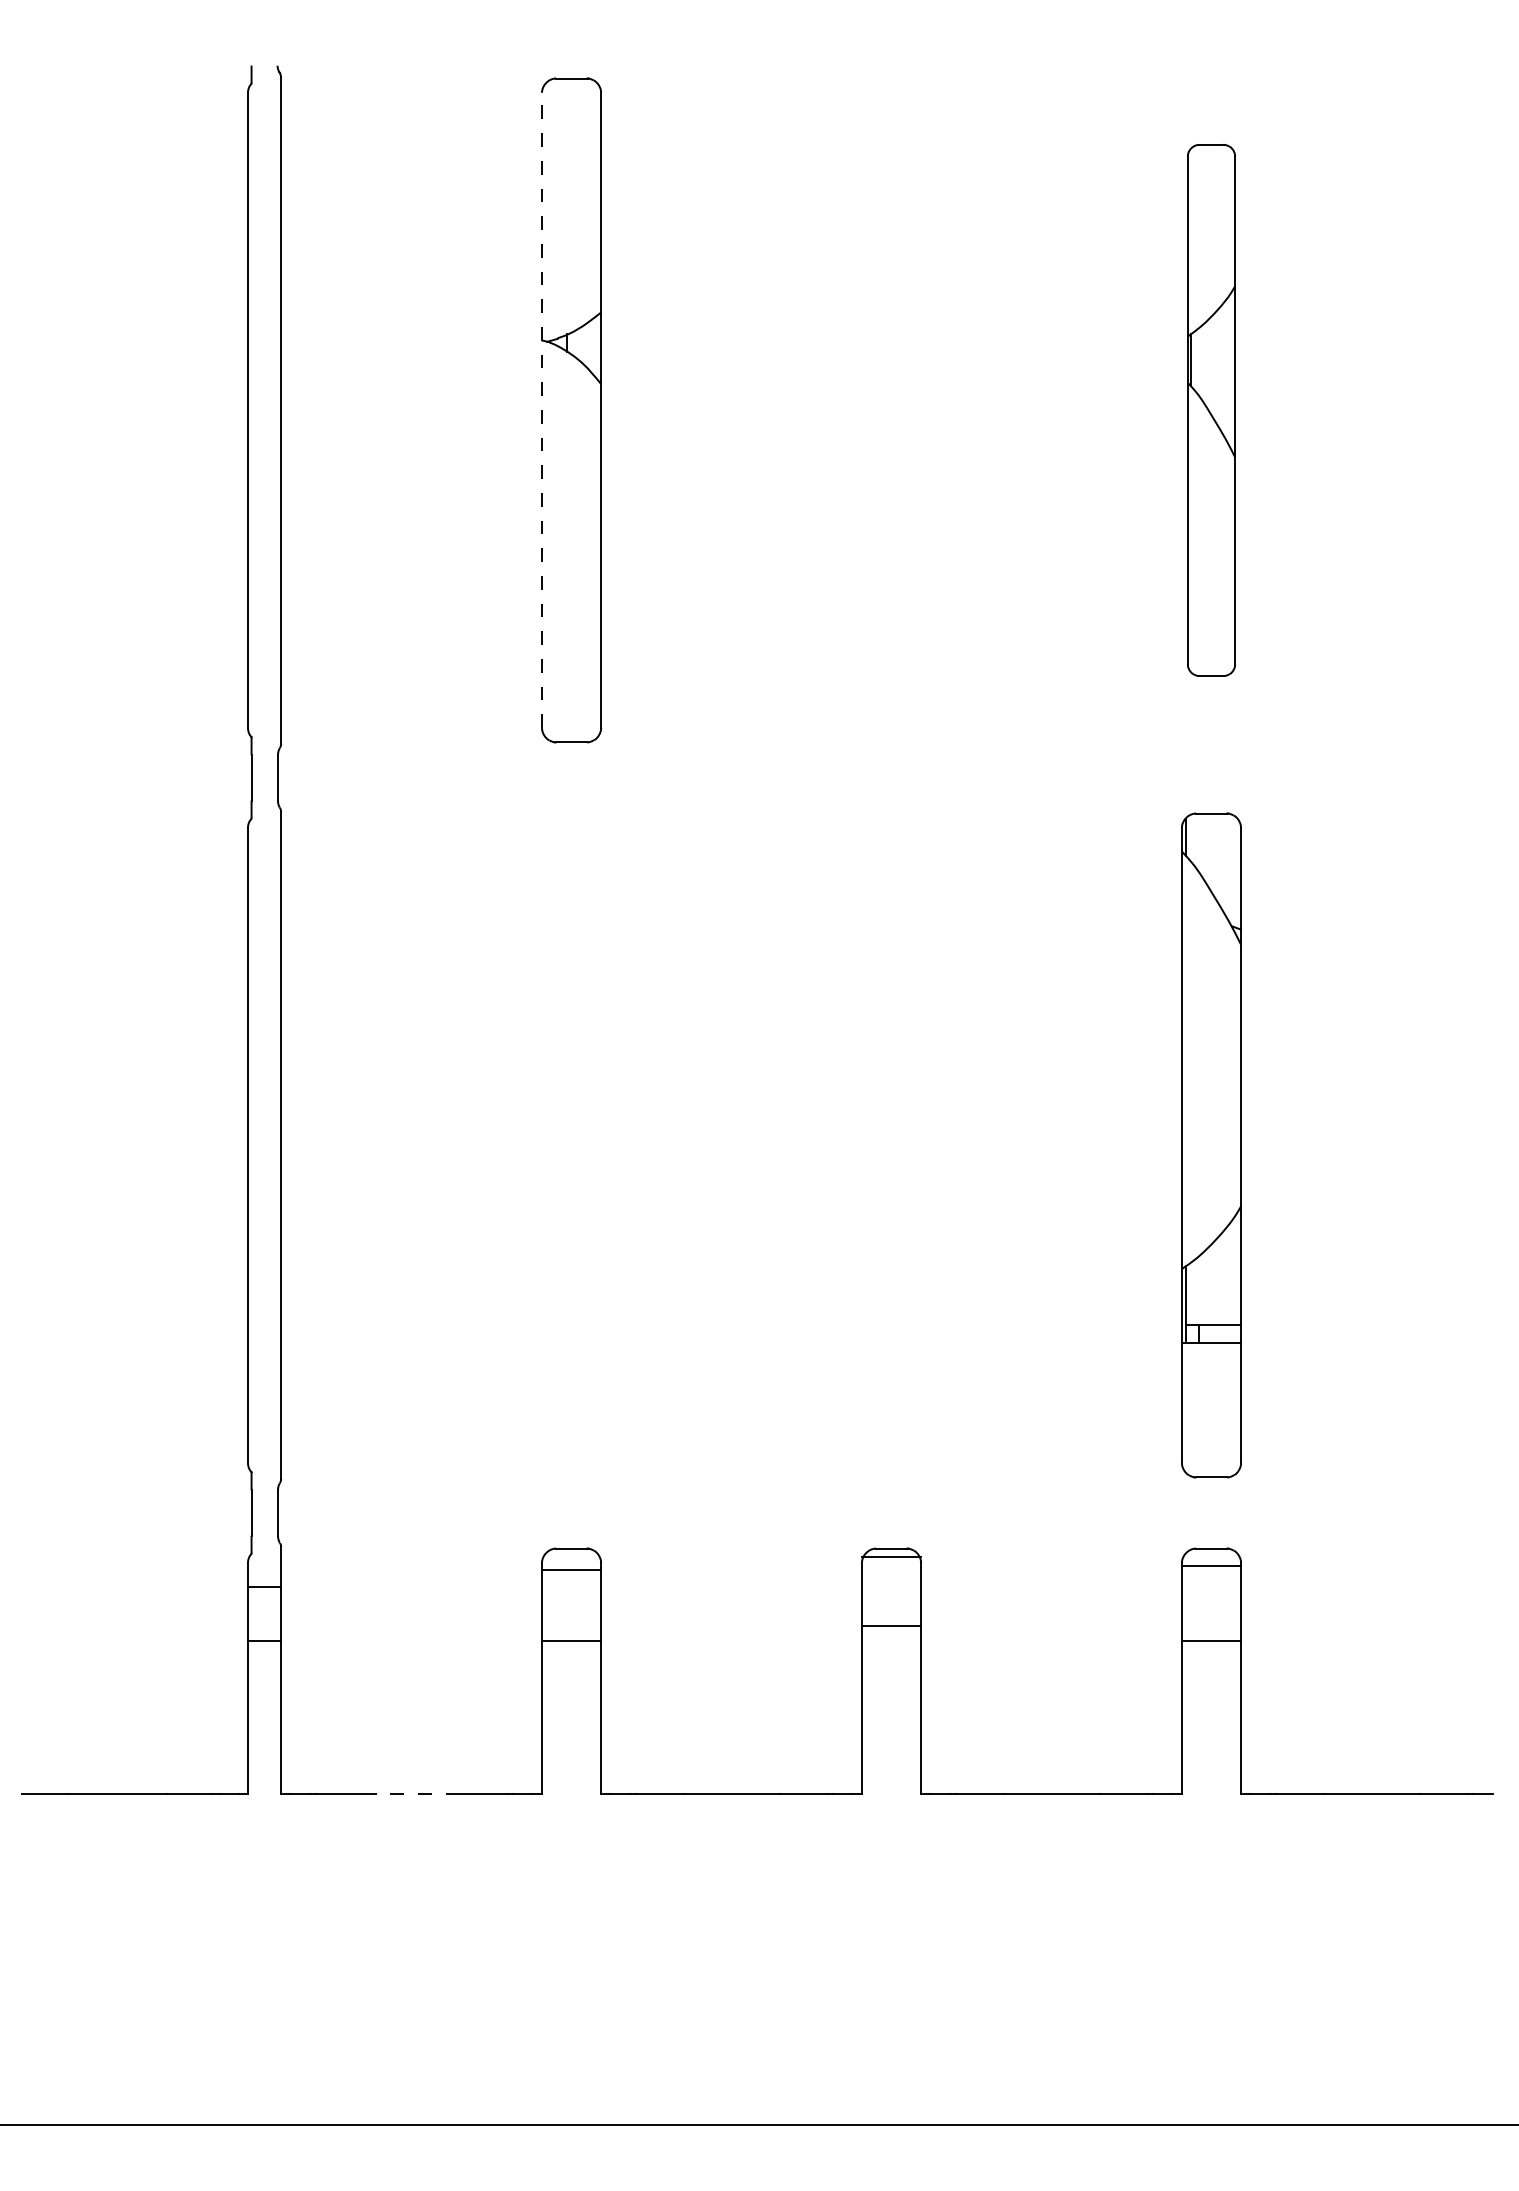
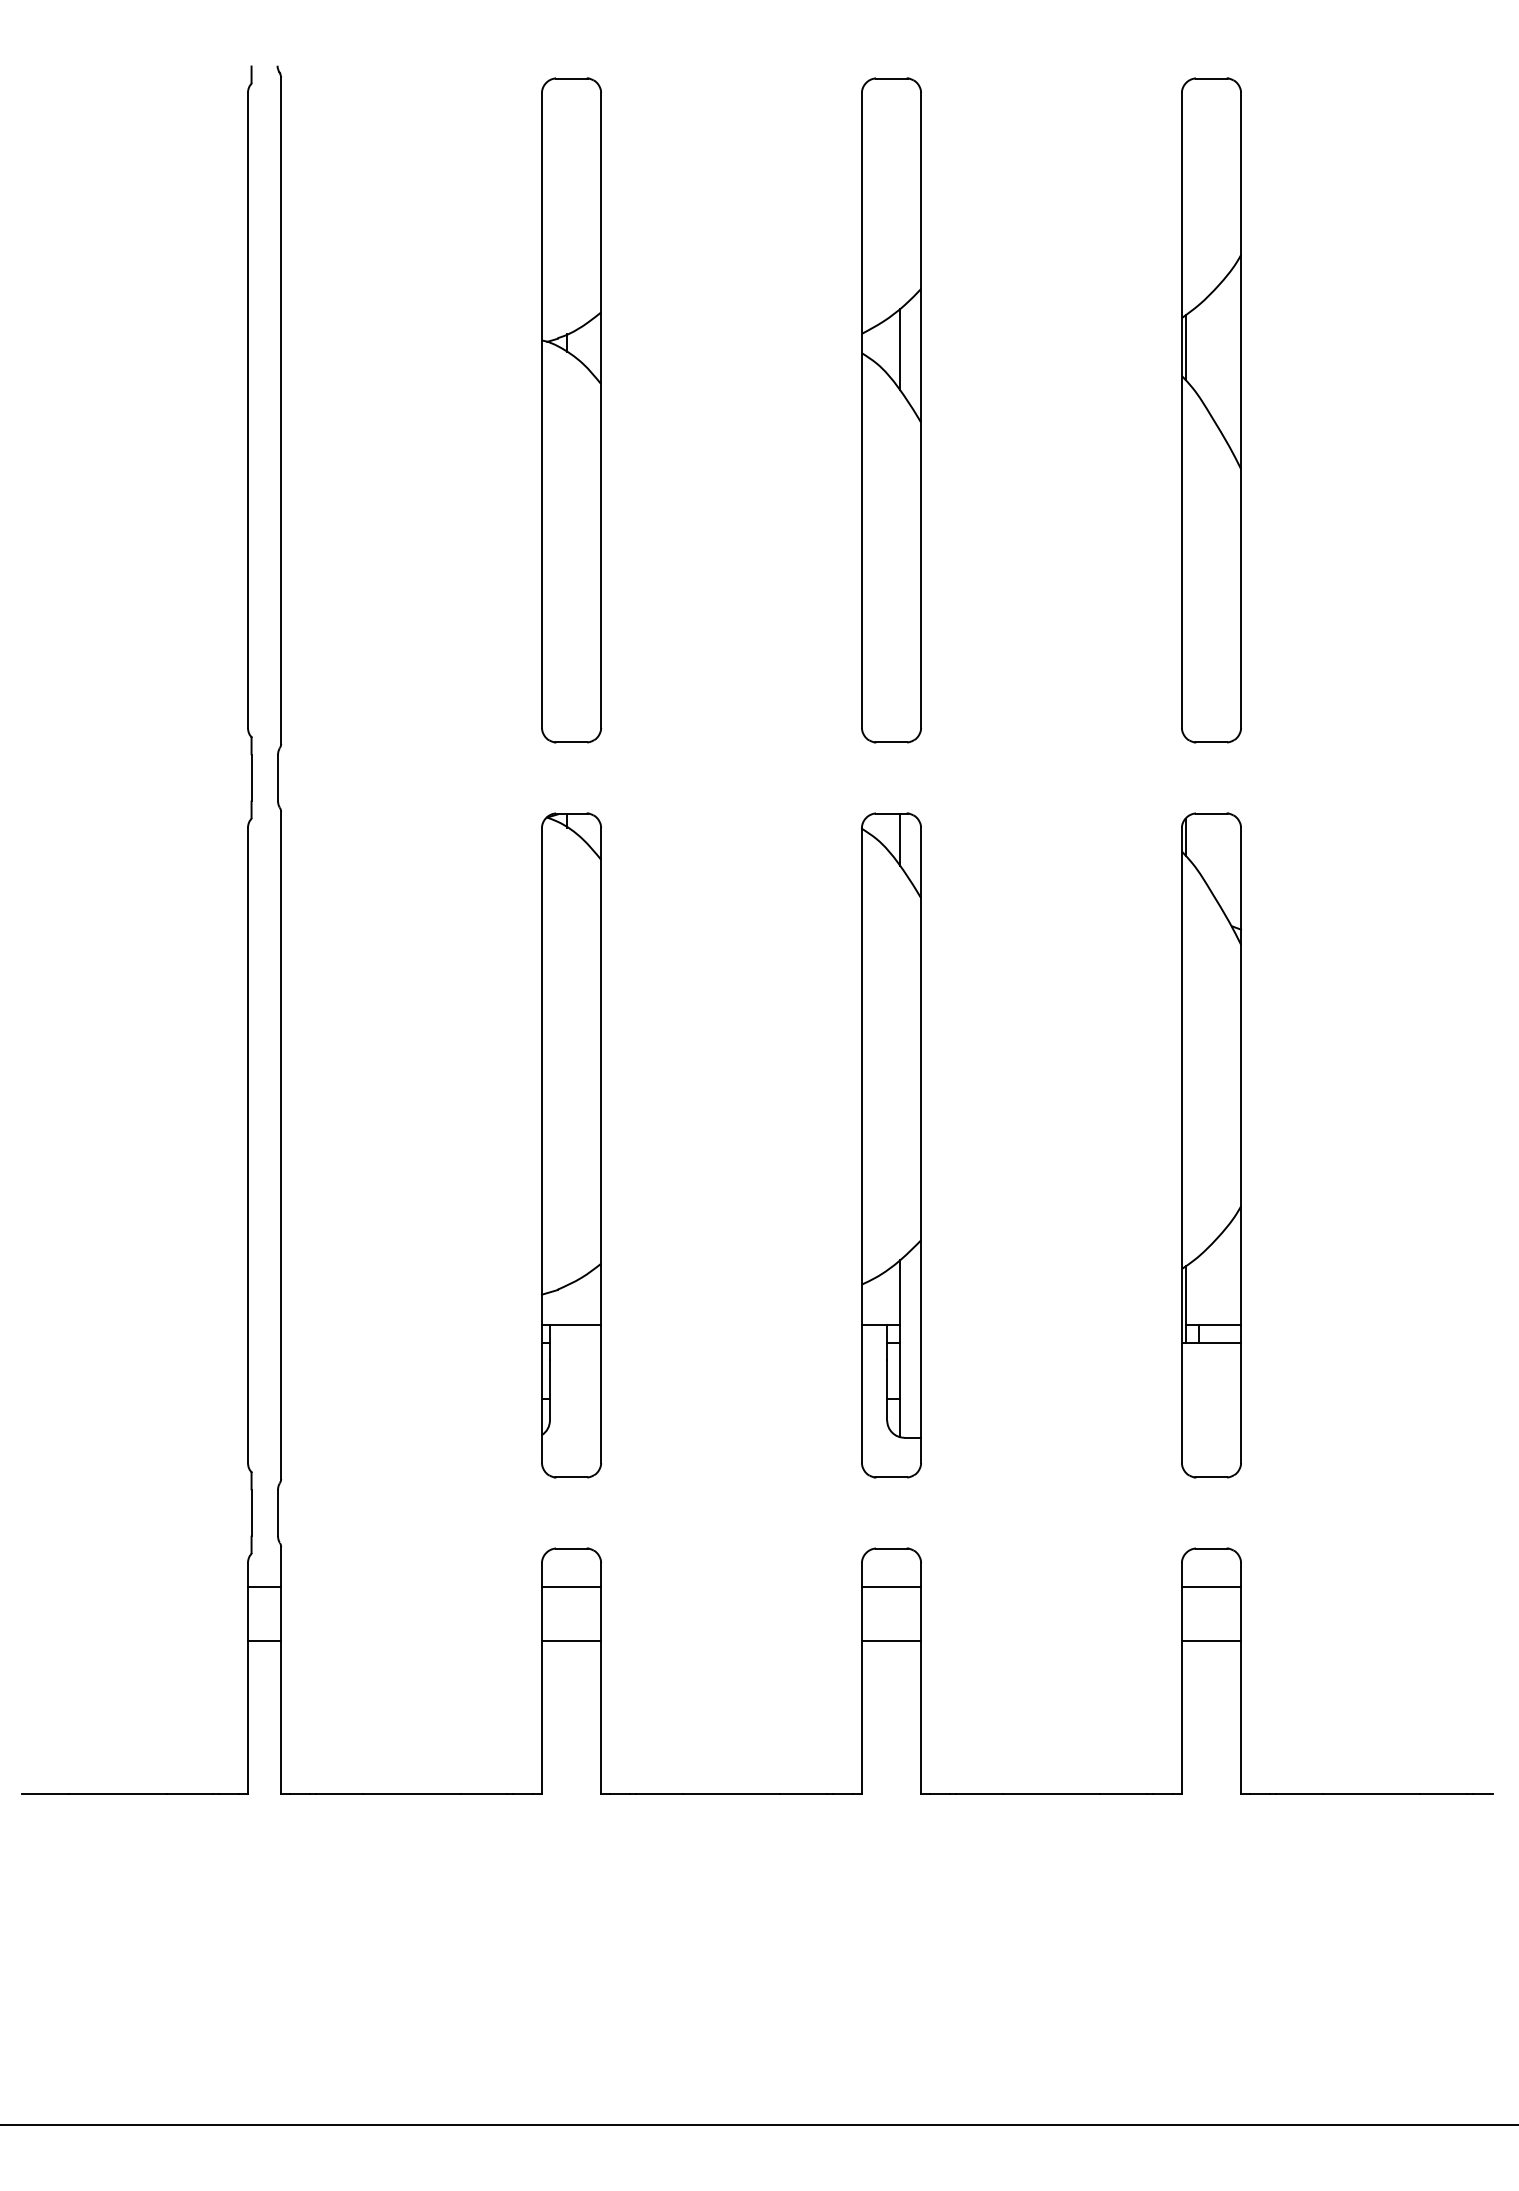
line: dashed -> solid (541, 410)
part: none -> present (891, 410)
part size: 49x533 px -> 61x667 px (1211, 410)
part: none -> present (571, 1145)
part: none -> present (891, 1145)
line position: (891, 1557) -> (891, 1587) (891, 1587)
line position: (1211, 1566) -> (1211, 1587) (1211, 1587)
line position: (571, 1570) -> (571, 1587) (571, 1587)
line position: (891, 1626) -> (891, 1641) (891, 1641)
line: dashed -> solid (411, 1794)
